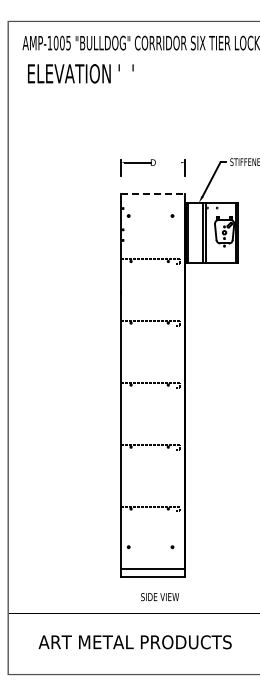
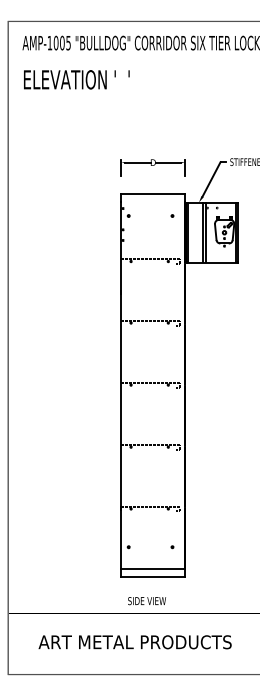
text position: (80, 73) -> (76, 79) (76, 79)
line: none -> present (168, 162)
line: dashed -> solid (153, 193)
text position: (159, 597) -> (146, 601) (146, 601)
